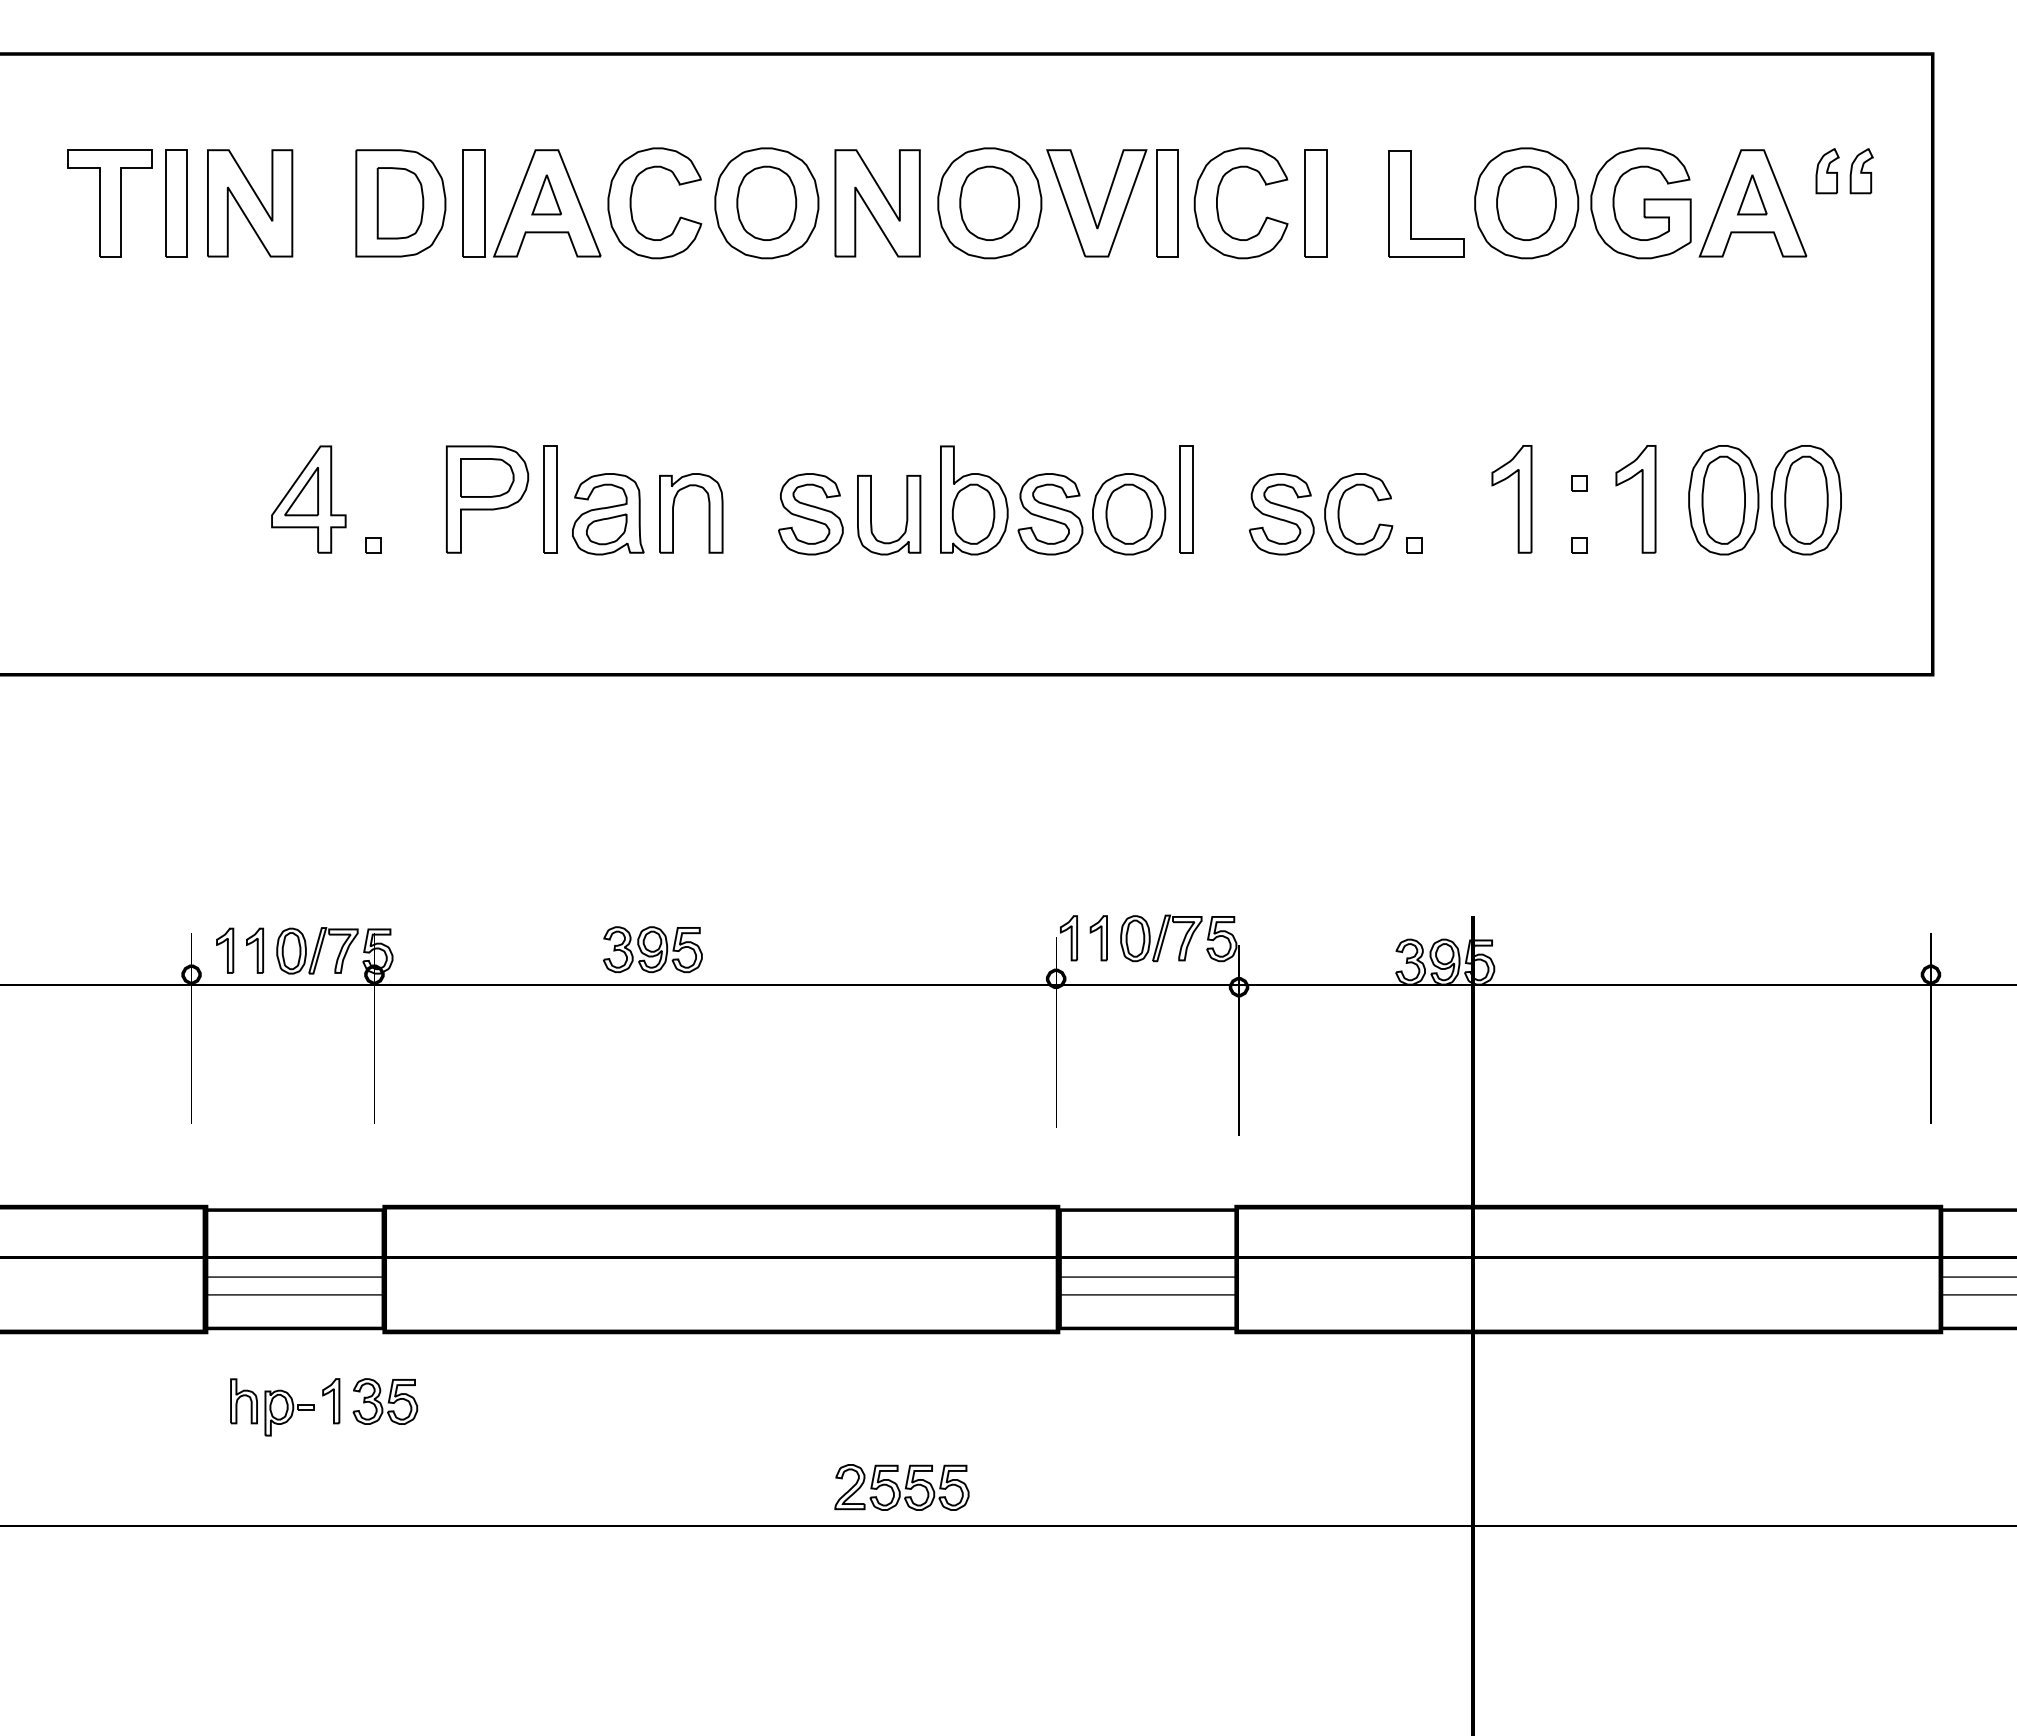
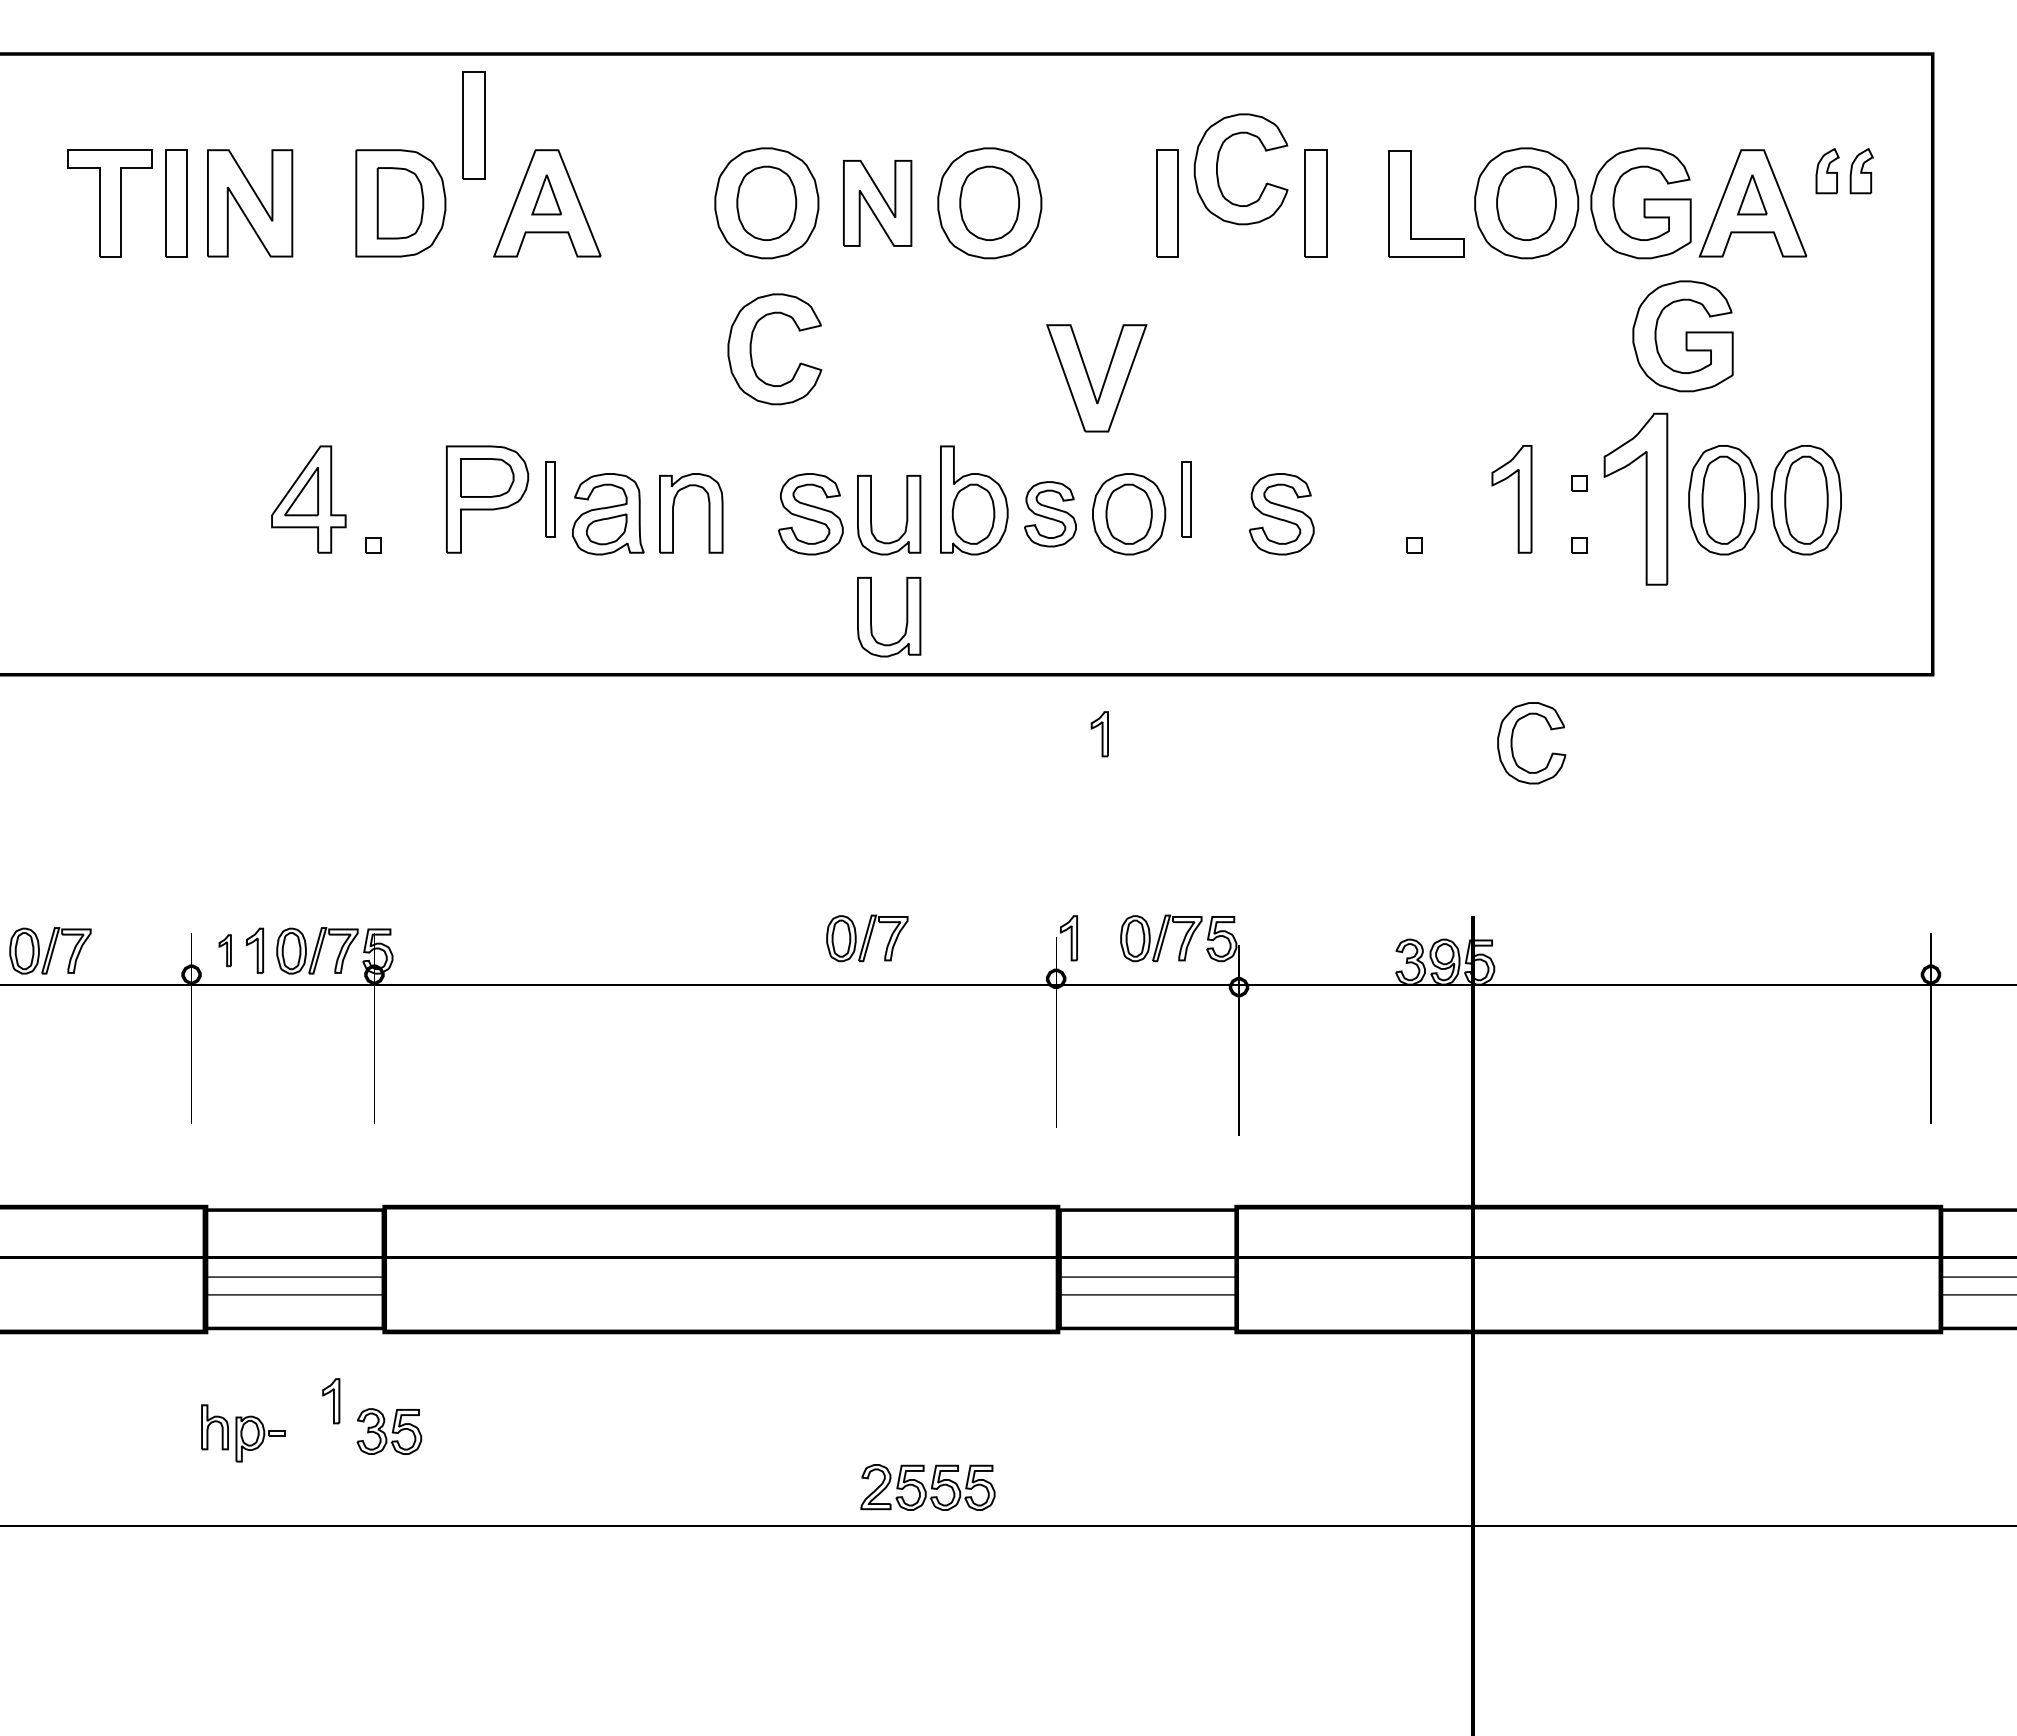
part position: (473, 203) -> (473, 125) (473, 125)
part position: (631, 203) -> (751, 349) (751, 349)
part size: 87x109 px -> 70x87 px (877, 203)
part position: (1090, 204) -> (1090, 379) (1090, 379)
part position: (1218, 209) -> (1218, 175) (1218, 175)
part: none -> present (1682, 336)
part size: 15x109 px -> 11x77 px (550, 499)
part size: 15x109 px -> 11x77 px (1186, 499)
part size: 42x109 px -> 66x174 px (1635, 498)
part size: 67x83 px -> 53x67 px (1050, 514)
part position: (1339, 514) -> (1512, 743) (1512, 743)
part: none -> present (906, 617)
part: none -> present (867, 938)
part position: (1098, 938) -> (1099, 734) (1099, 734)
part: present -> none (652, 949)
part: none -> present (50, 950)
part size: 19x47 px -> 14x34 px (224, 950)
part position: (385, 1401) -> (389, 1431) (389, 1431)
part position: (272, 1407) -> (243, 1433) (243, 1433)
part position: (901, 1487) -> (927, 1487) (927, 1487)
